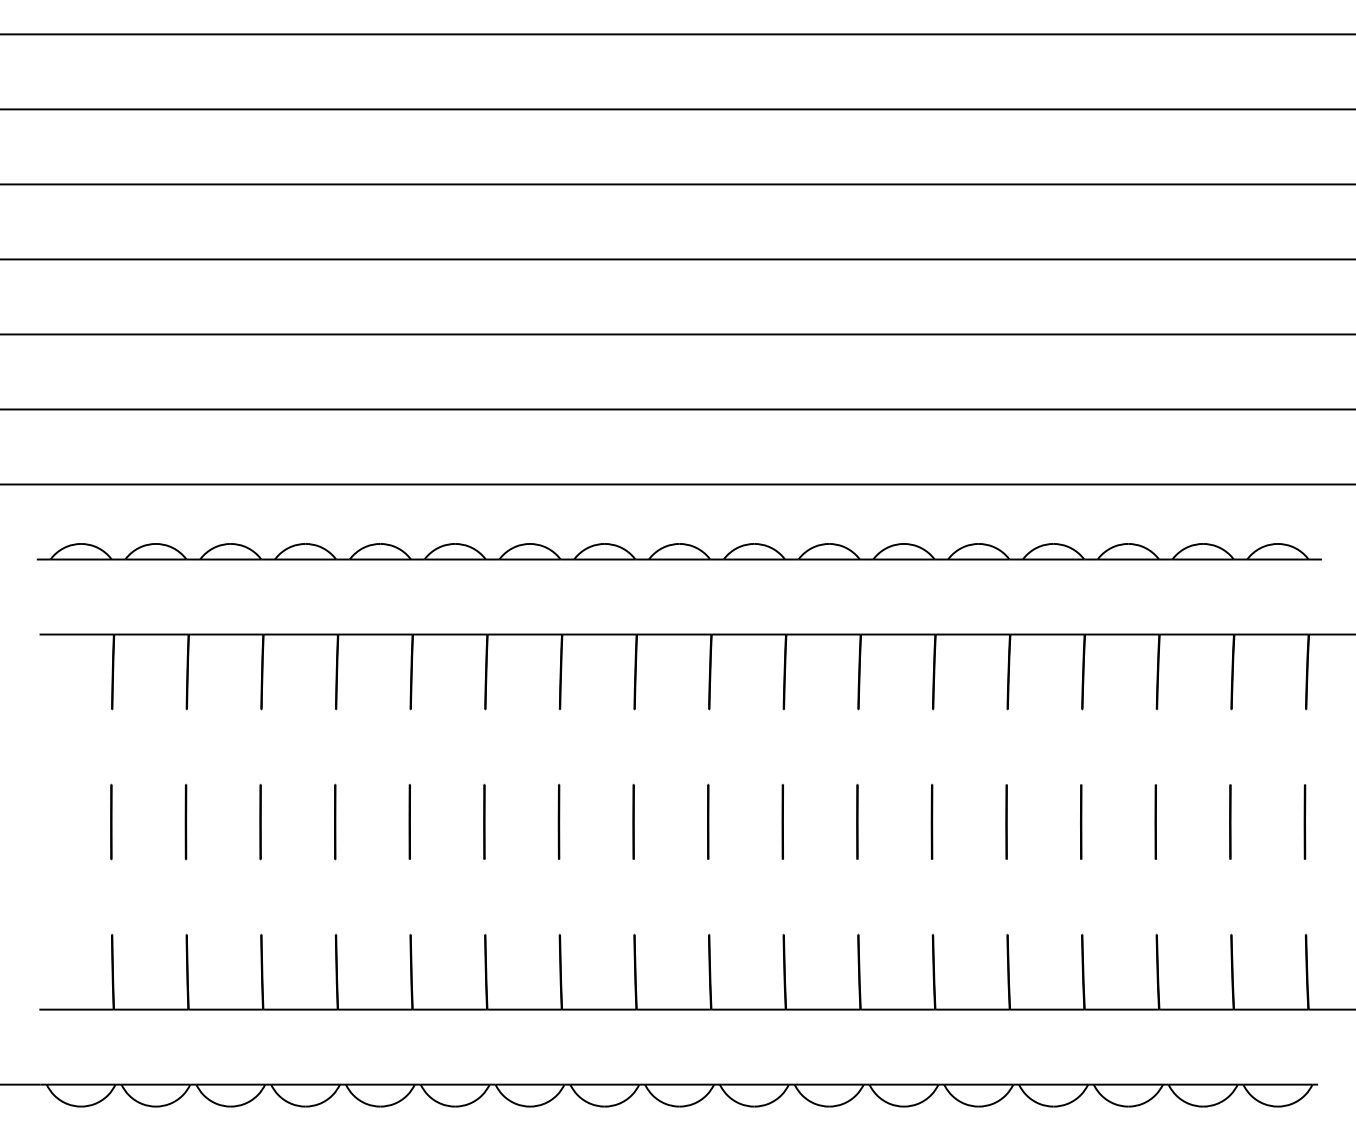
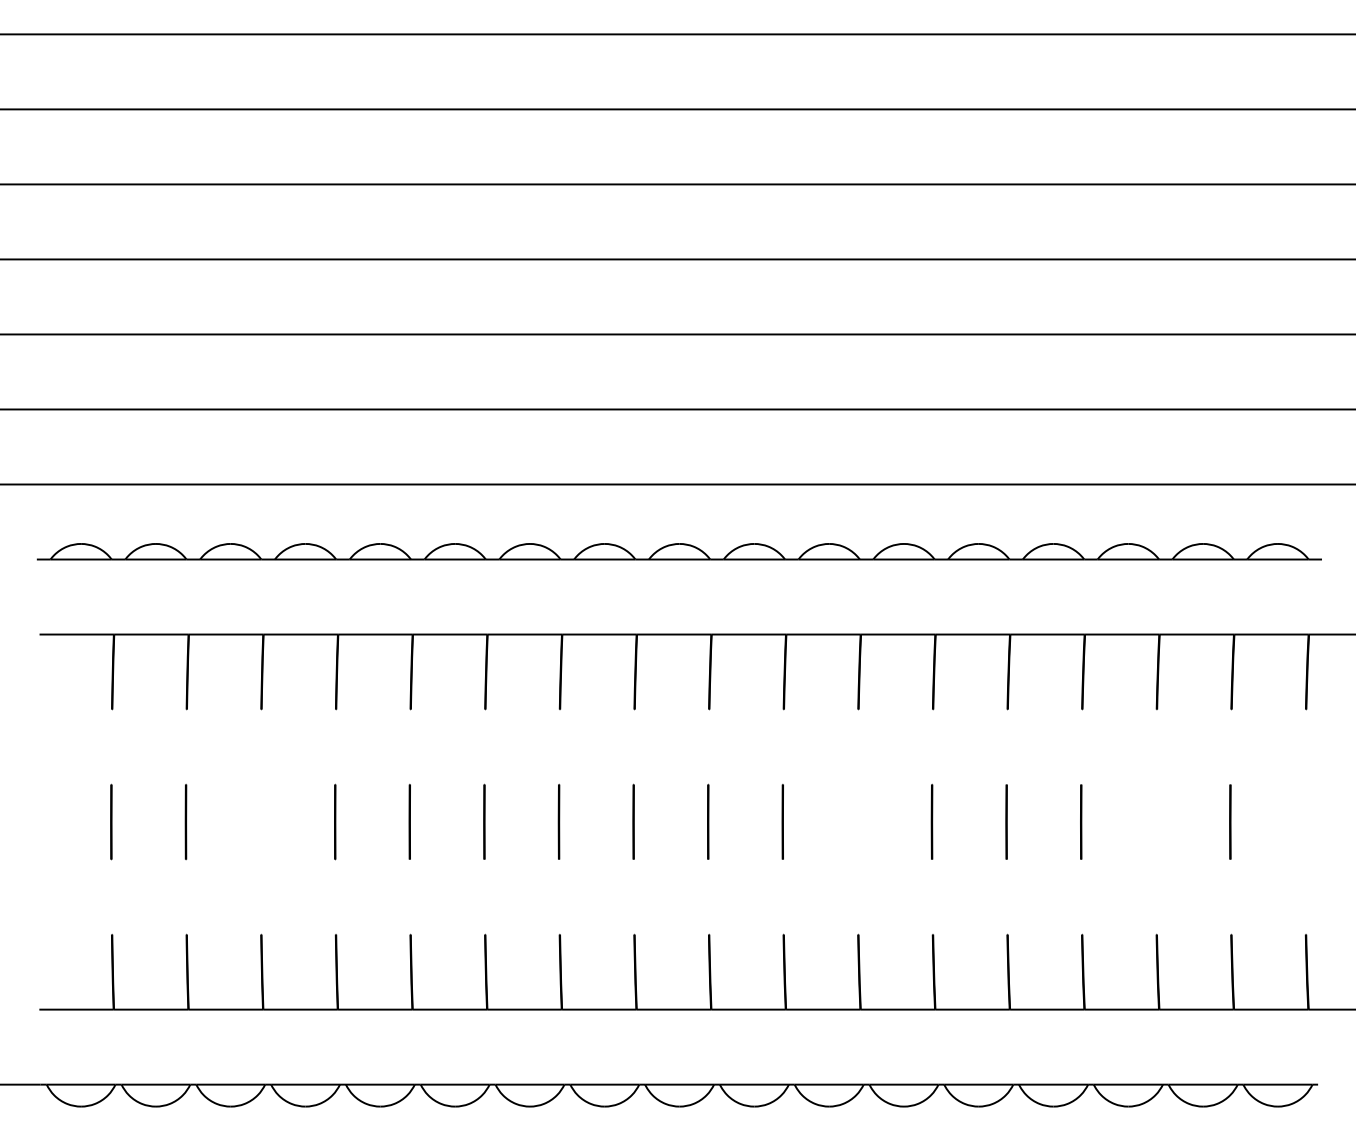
line: present -> none (260, 821)
line: present -> none (857, 821)
line: present -> none (1155, 821)
line: present -> none (1304, 821)
